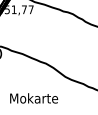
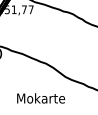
text position: (34, 98) -> (41, 98) (41, 98)
